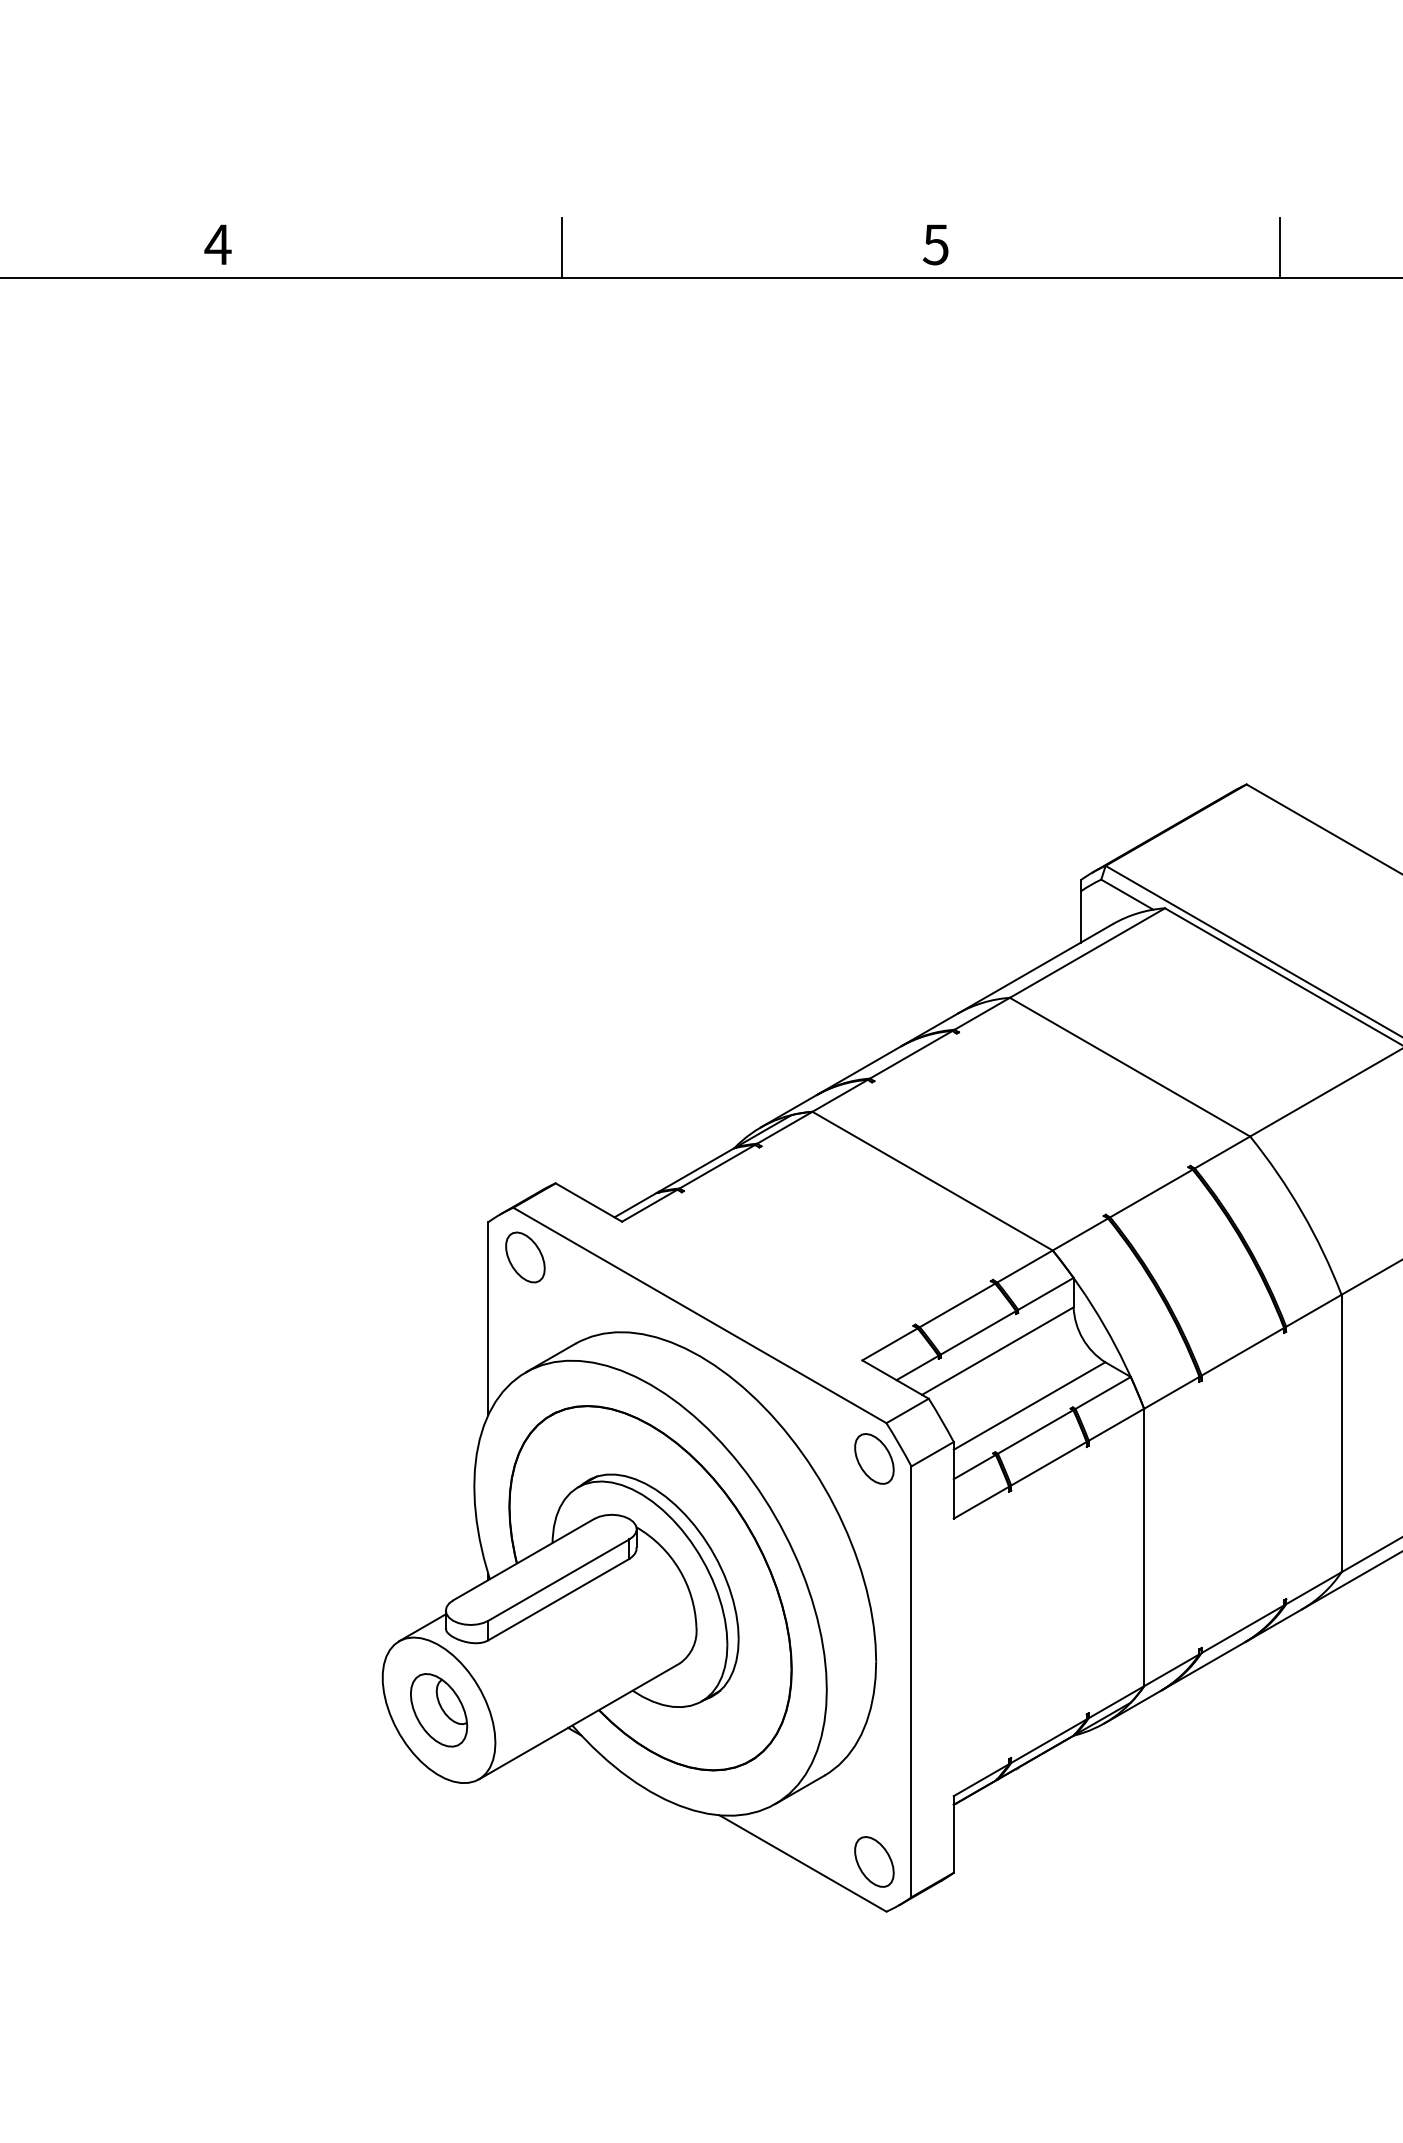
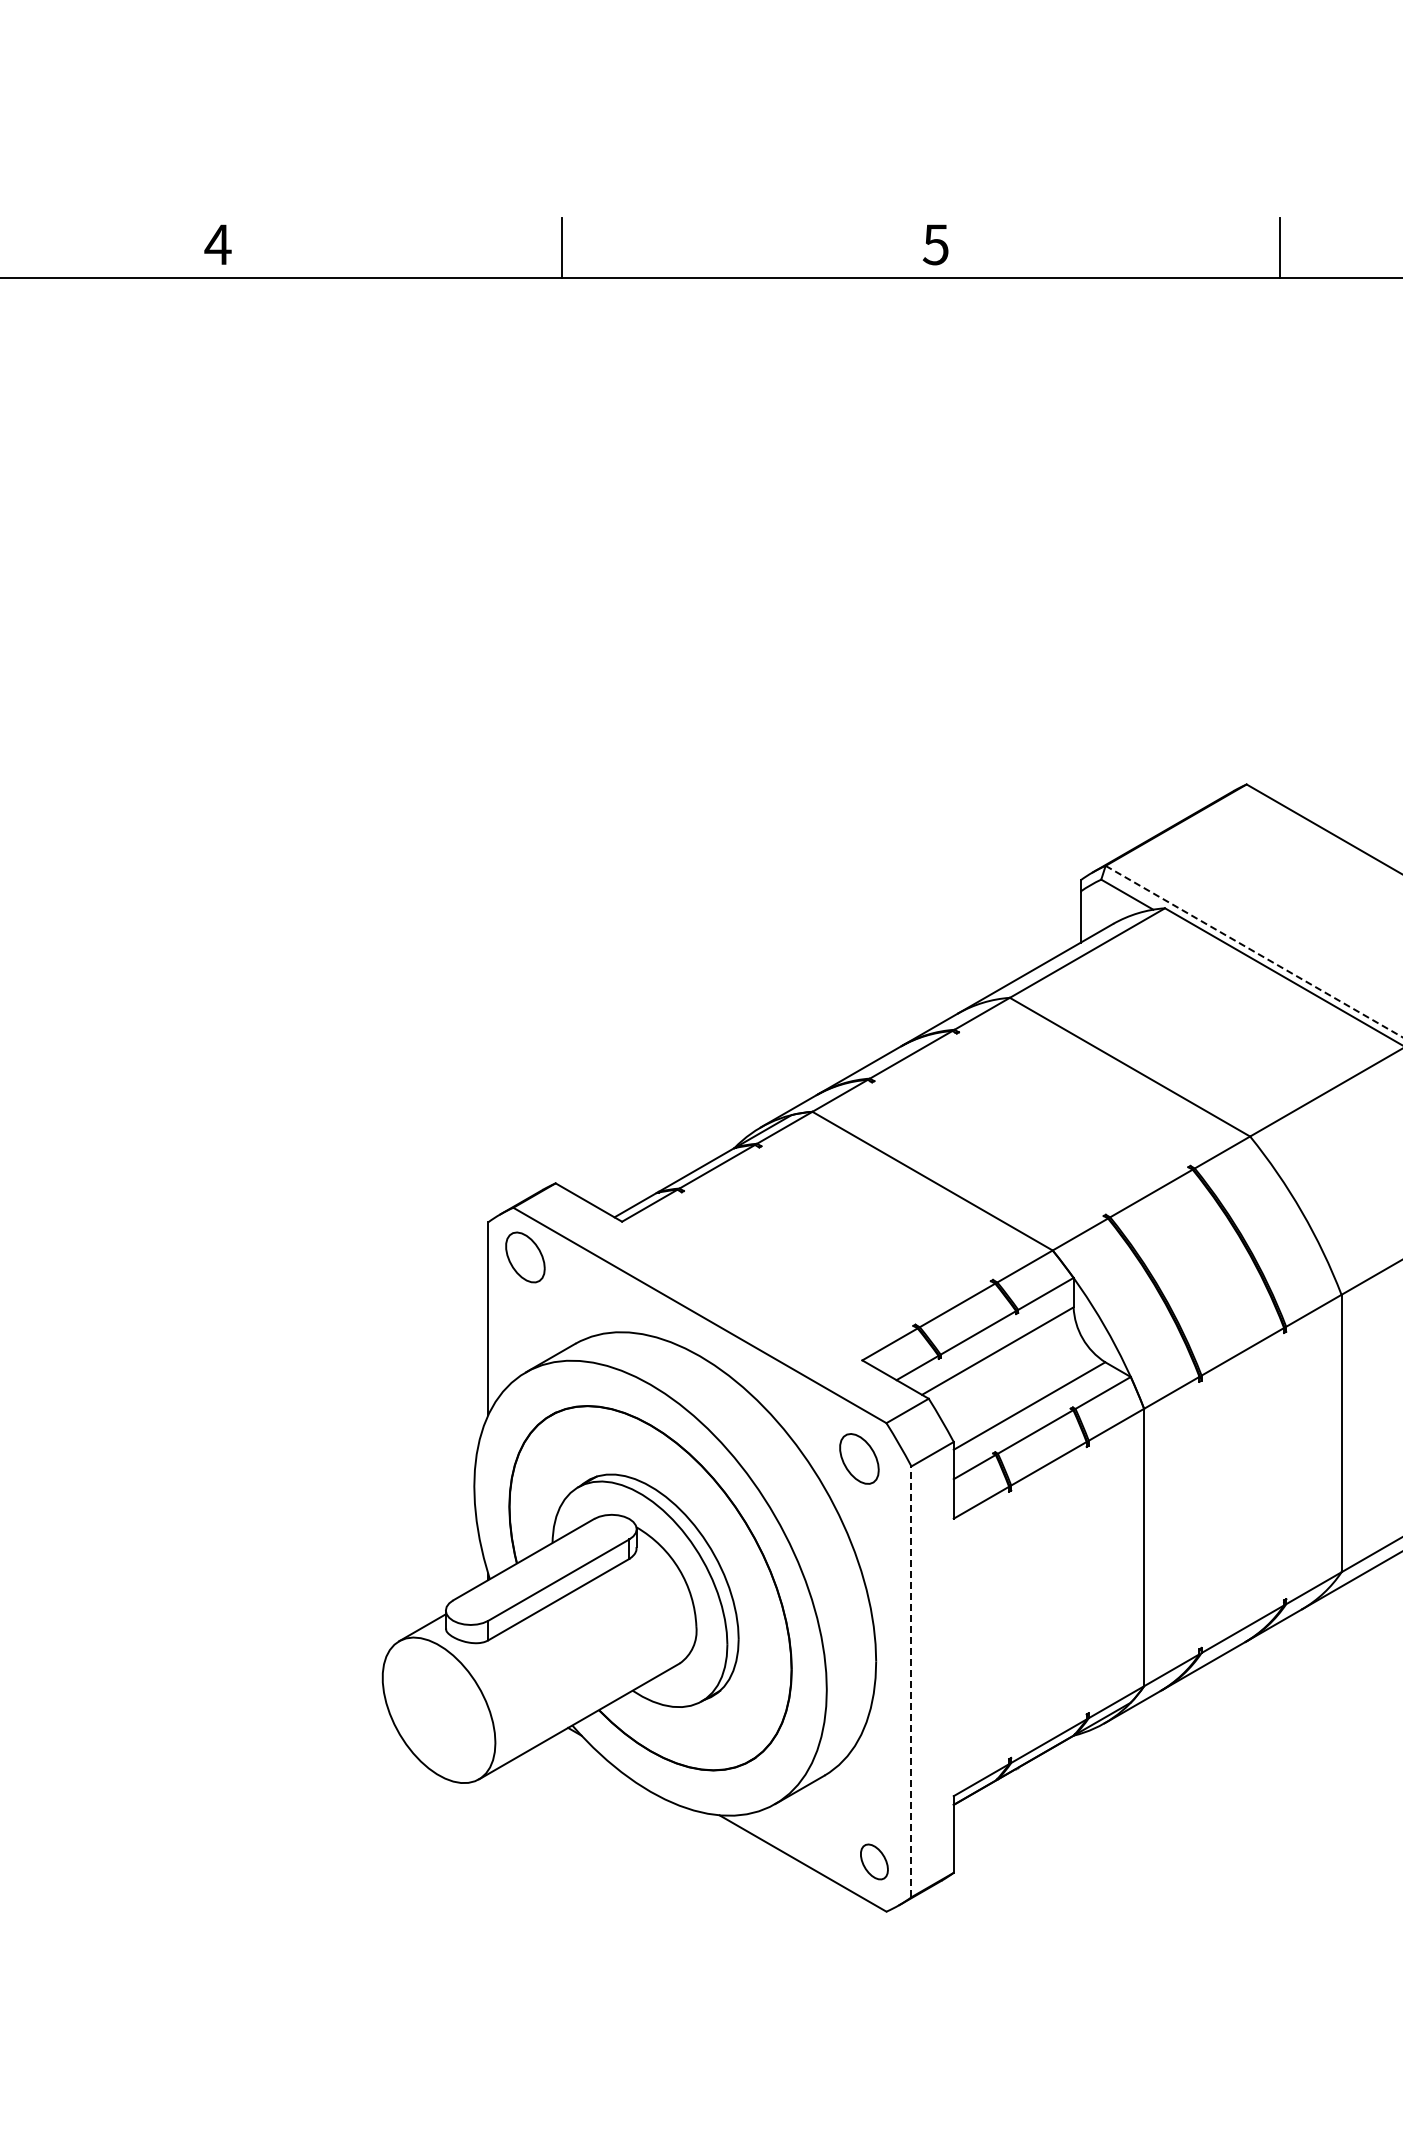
line: solid -> dashed (1254, 951)
part position: (874, 1458) -> (859, 1458) (859, 1458)
line: solid -> dashed (911, 1681)
part: present -> none (439, 1710)
part size: 41x52 px -> 29x38 px (874, 1861)
